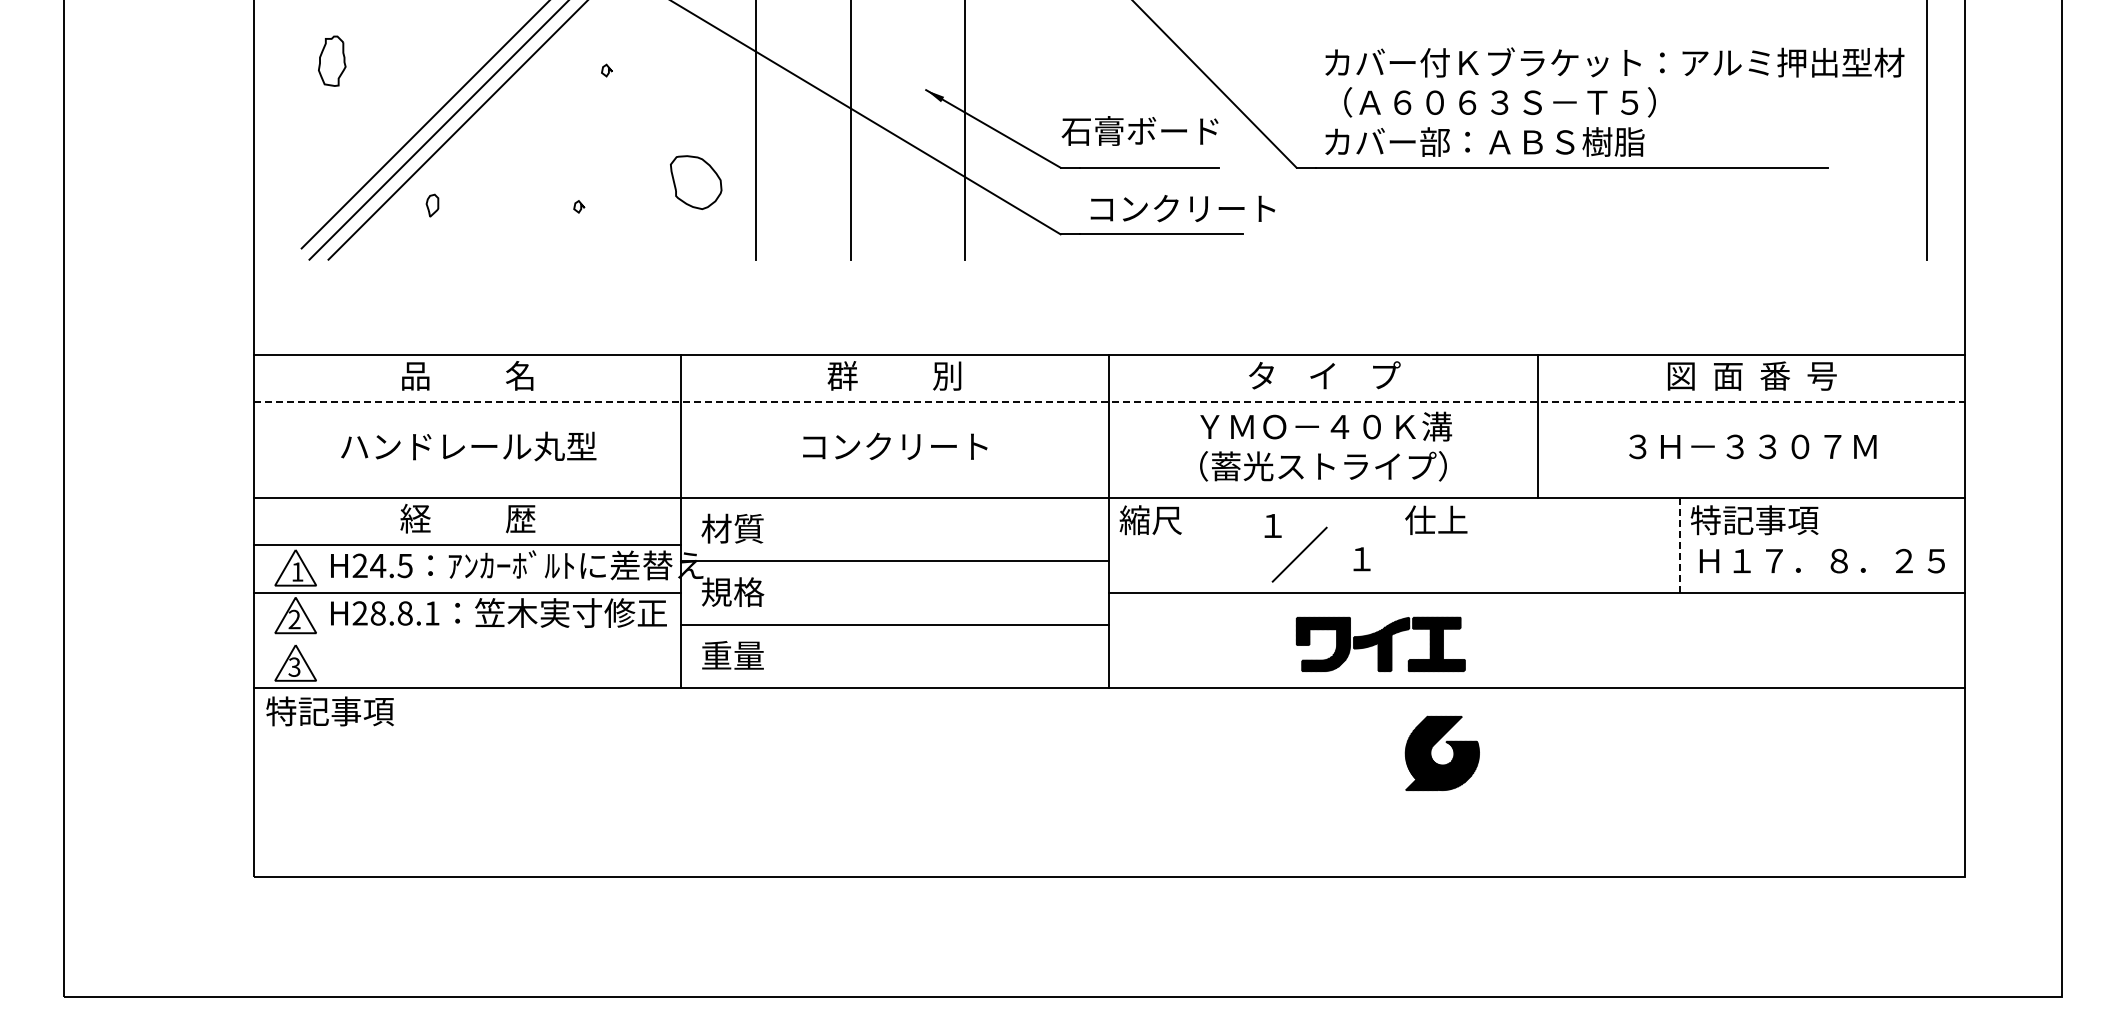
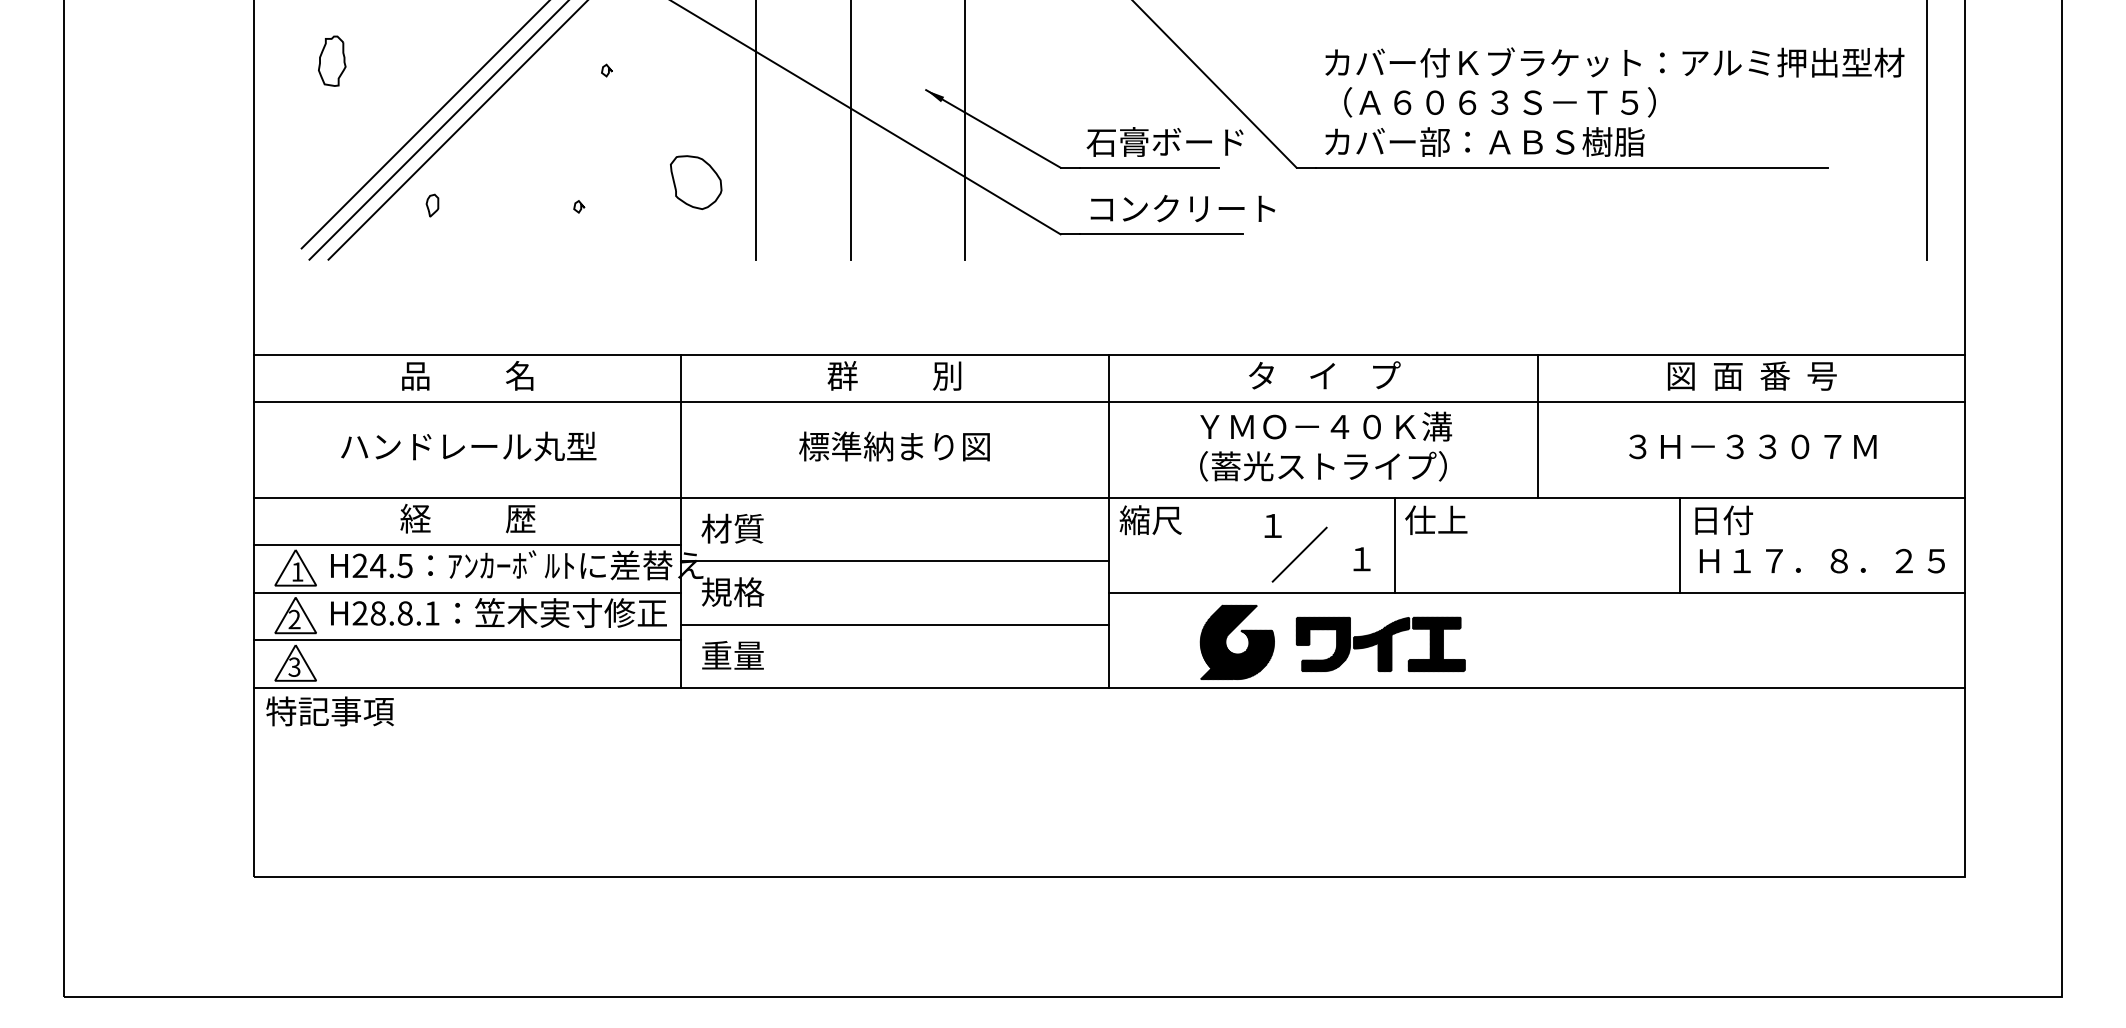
text position: (1139, 130) -> (1164, 141) (1164, 141)
line: dashed -> solid (1109, 402)
text: コンクリート -> 標準納まり図 (894, 446)
text: 特記事項 -> 日付 (1754, 520)
line: none -> present (1394, 544)
line: dashed -> solid (1680, 545)
line: none -> present (467, 640)
part position: (1432, 748) -> (1227, 637) (1227, 637)
